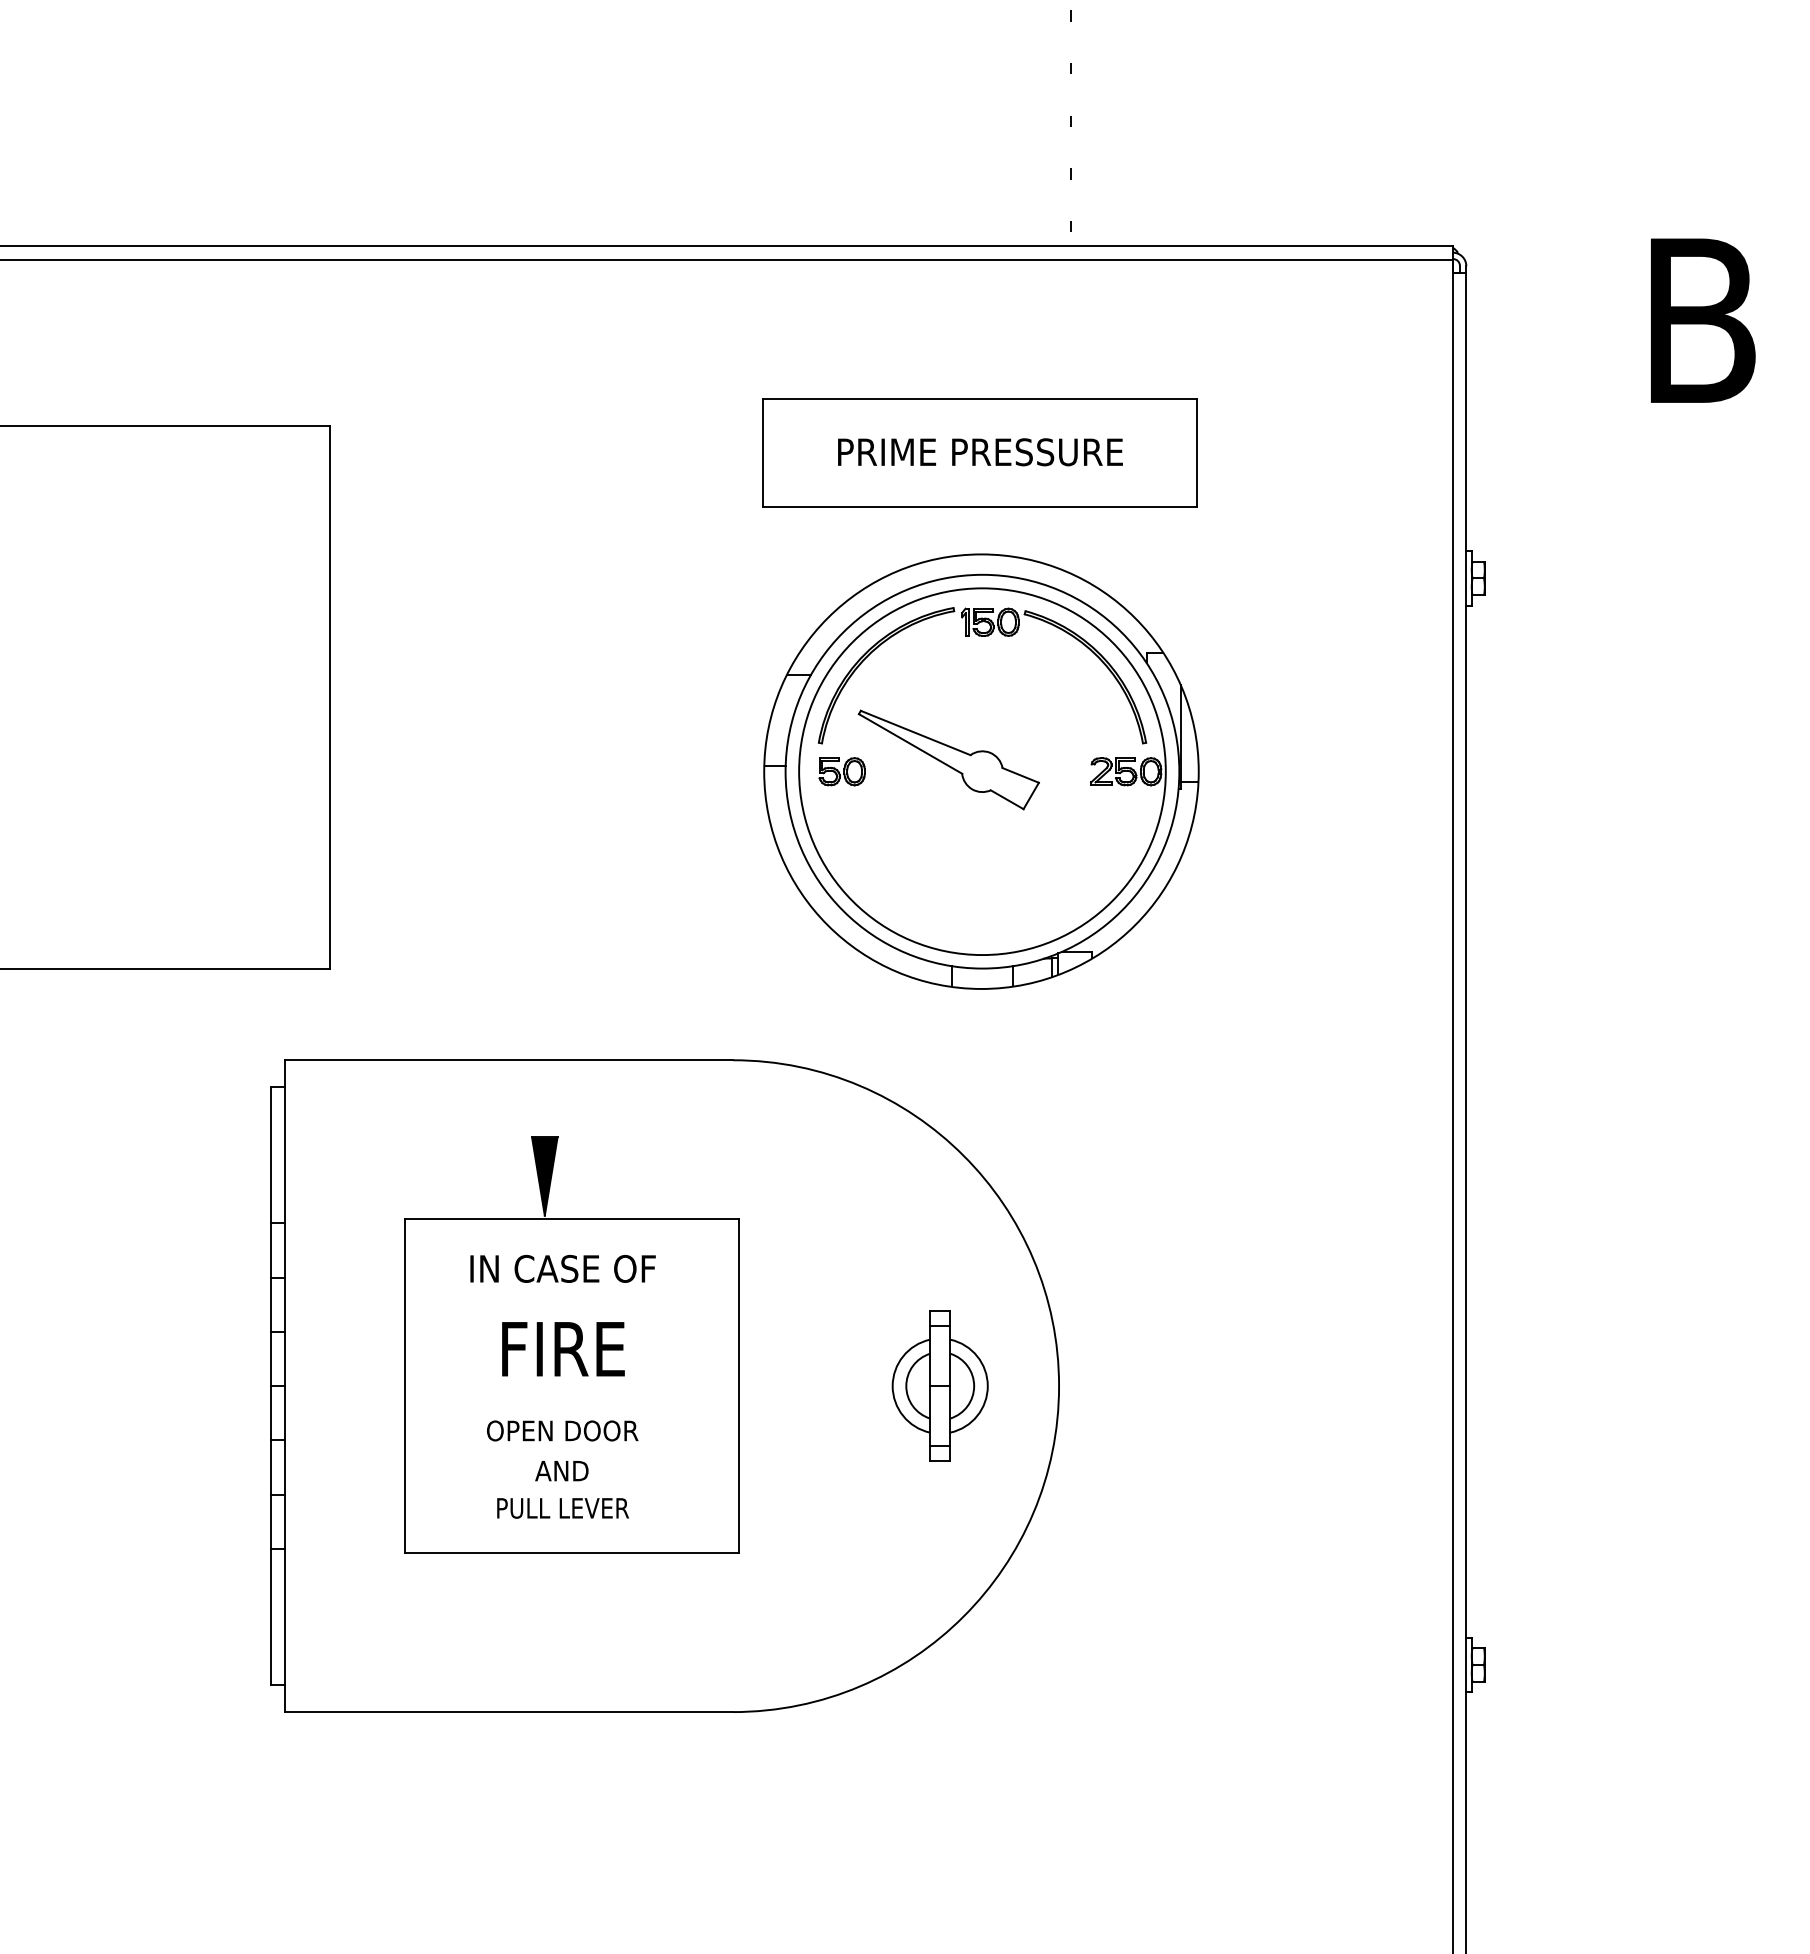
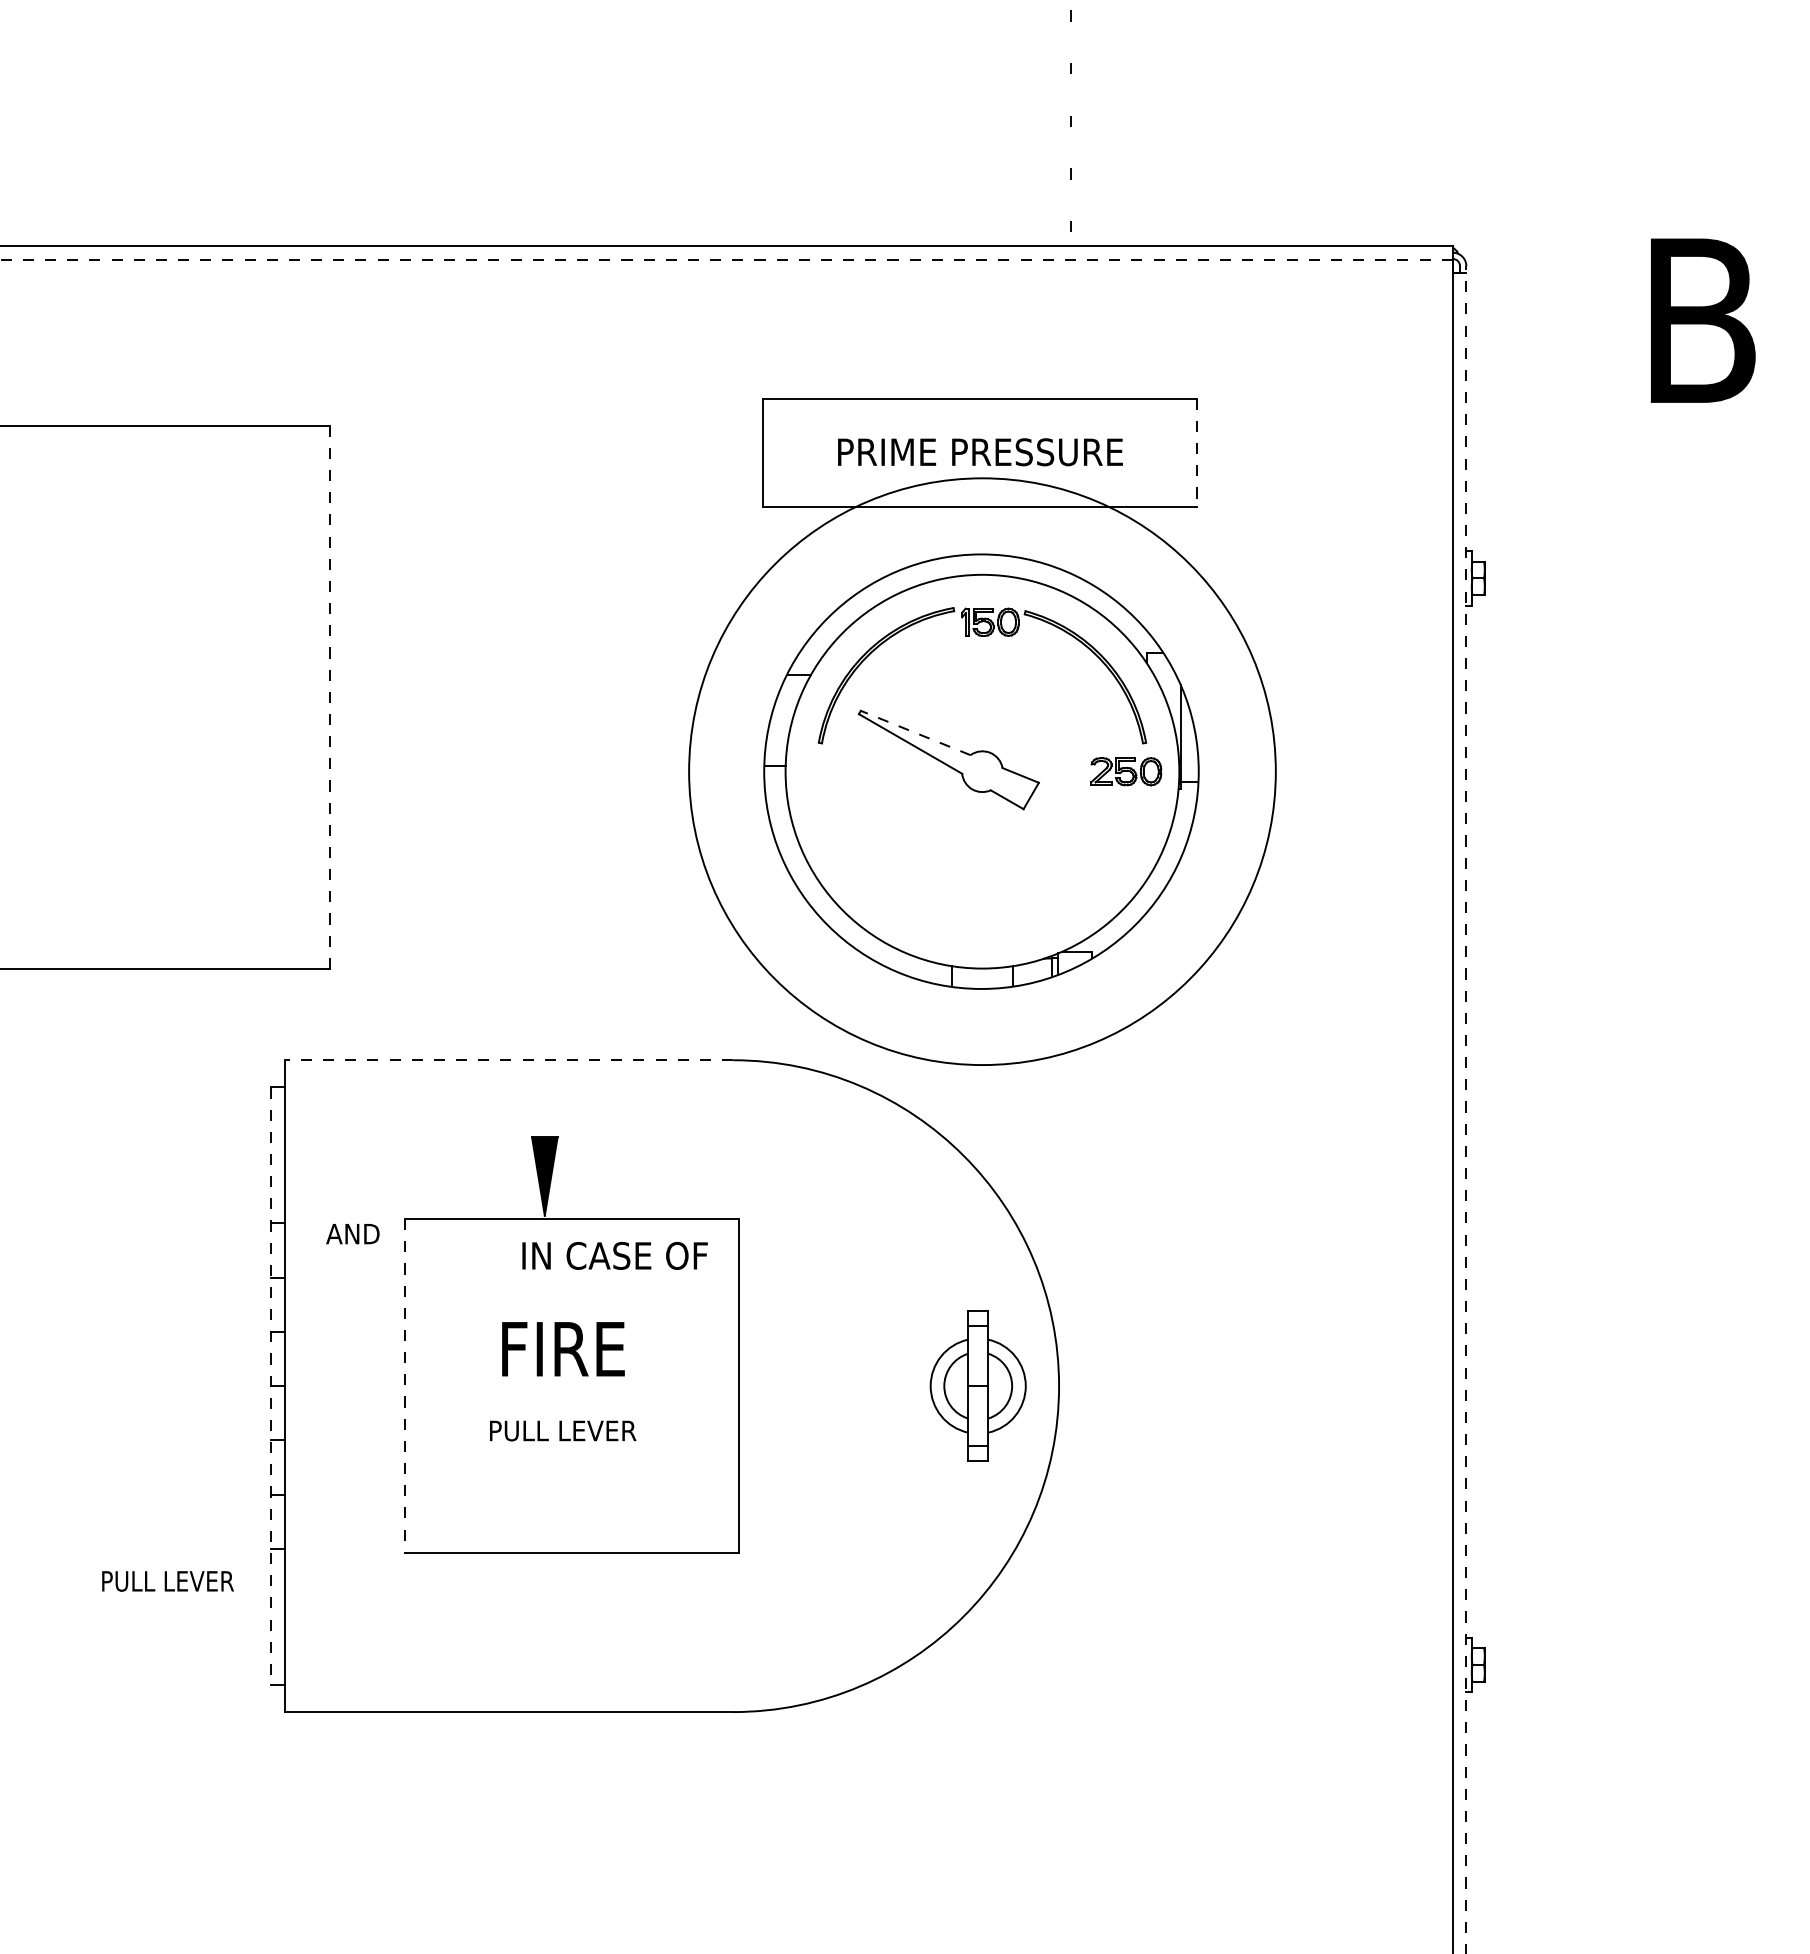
line: solid -> dashed (726, 259)
line: solid -> dashed (1197, 453)
line: solid -> dashed (330, 697)
line: solid -> dashed (915, 732)
part: present -> none (841, 771)
circle diameter: 367 px -> 587 px (982, 771)
line: solid -> dashed (508, 1060)
line: solid -> dashed (1466, 1109)
text position: (562, 1268) -> (614, 1255) (614, 1255)
part position: (939, 1385) -> (977, 1385) (977, 1385)
line: solid -> dashed (271, 1386)
line: solid -> dashed (405, 1386)
text: OPEN DOOR -> PULL LEVER (562, 1430)
text position: (561, 1471) -> (352, 1234) (352, 1234)
text position: (562, 1508) -> (167, 1581) (167, 1581)
